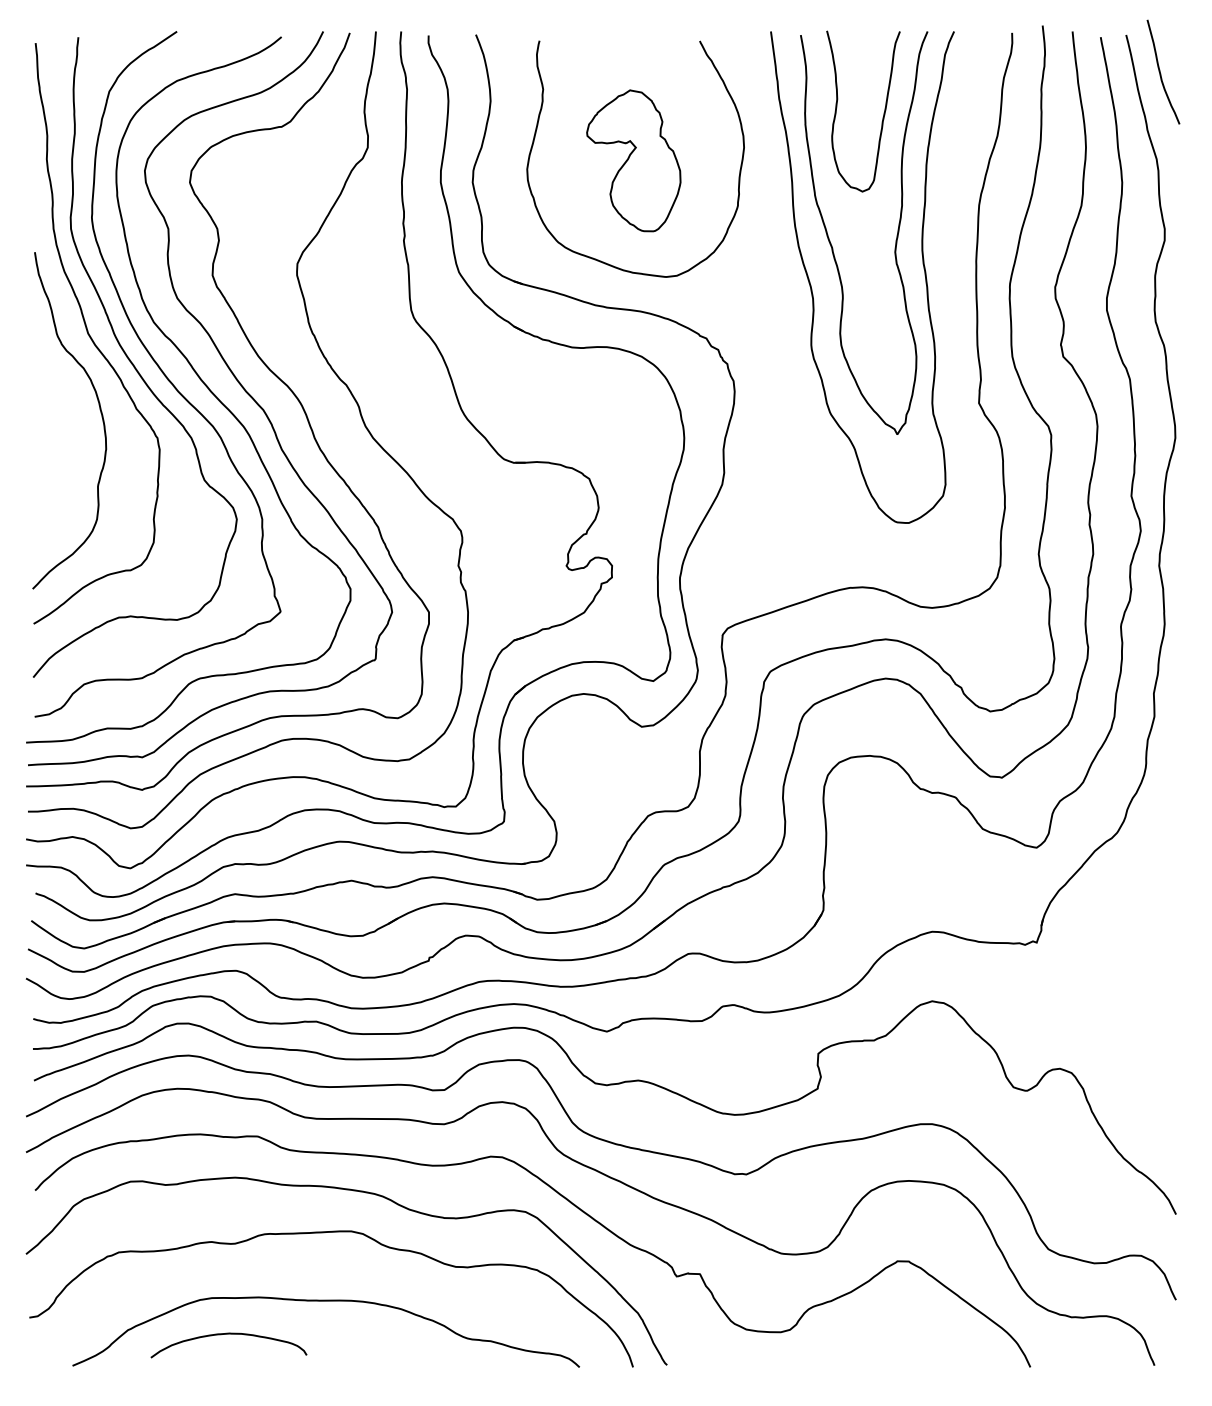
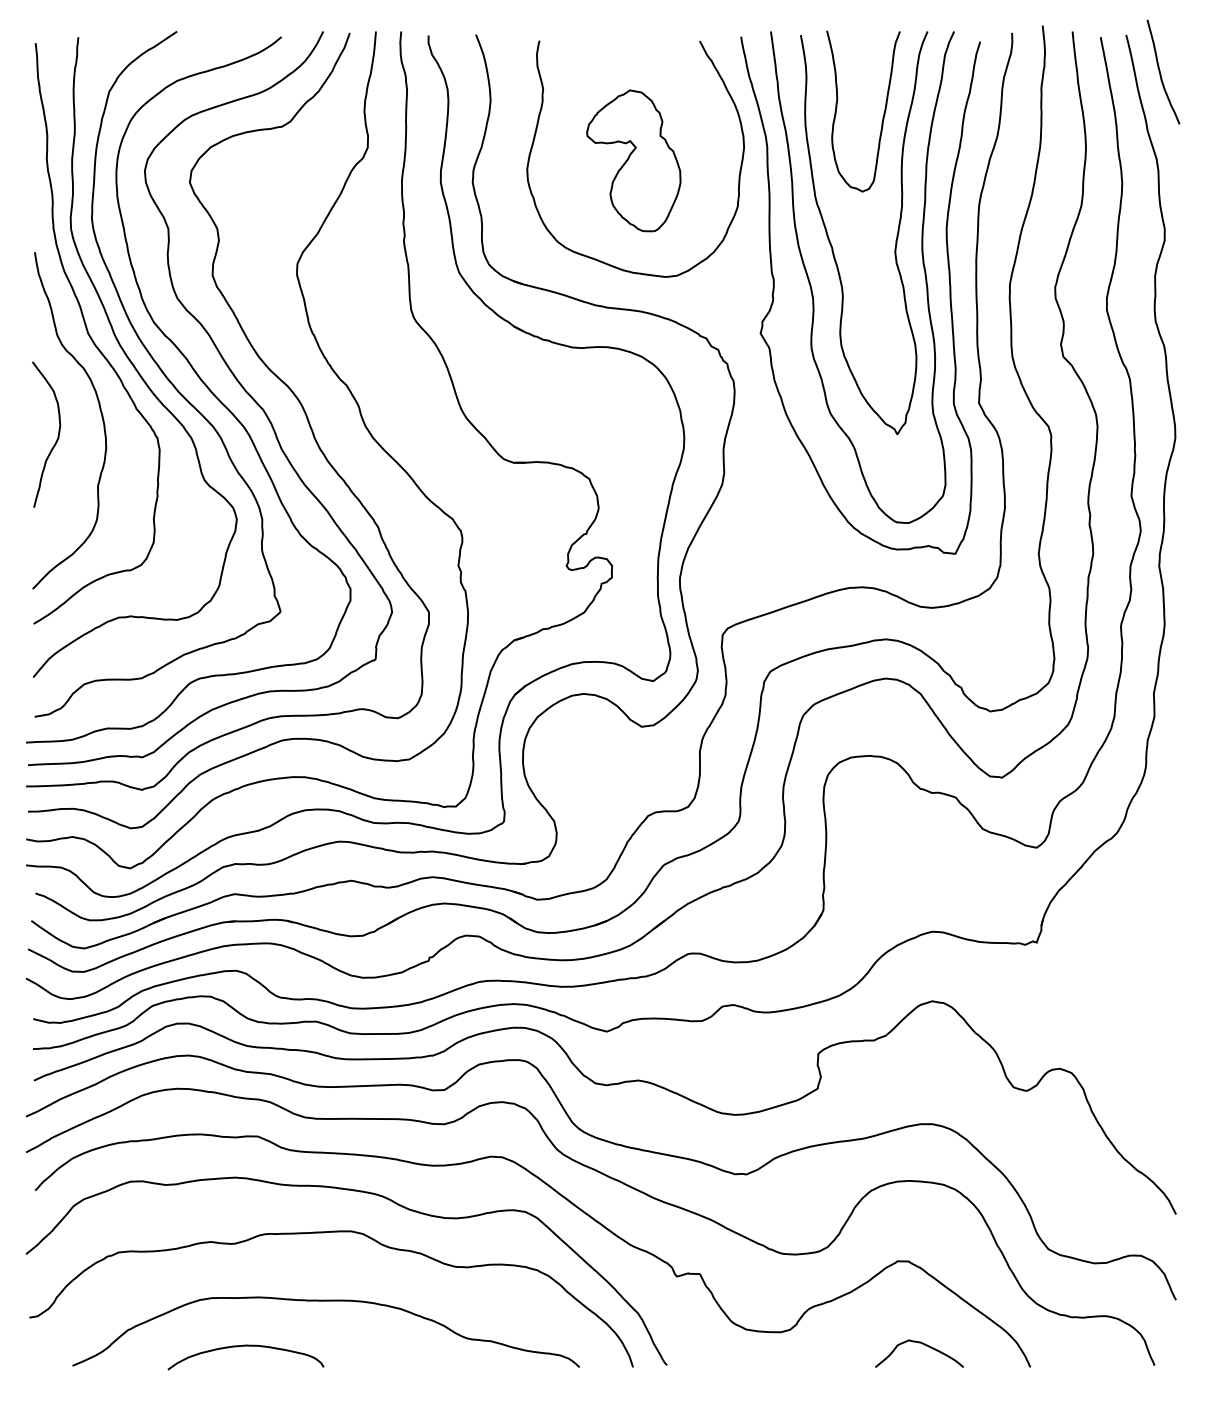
curve: none -> present (774, 298)
curve: none -> present (57, 435)
curve position: (228, 1334) -> (245, 1346) (245, 1346)
curve: none -> present (924, 1345)
